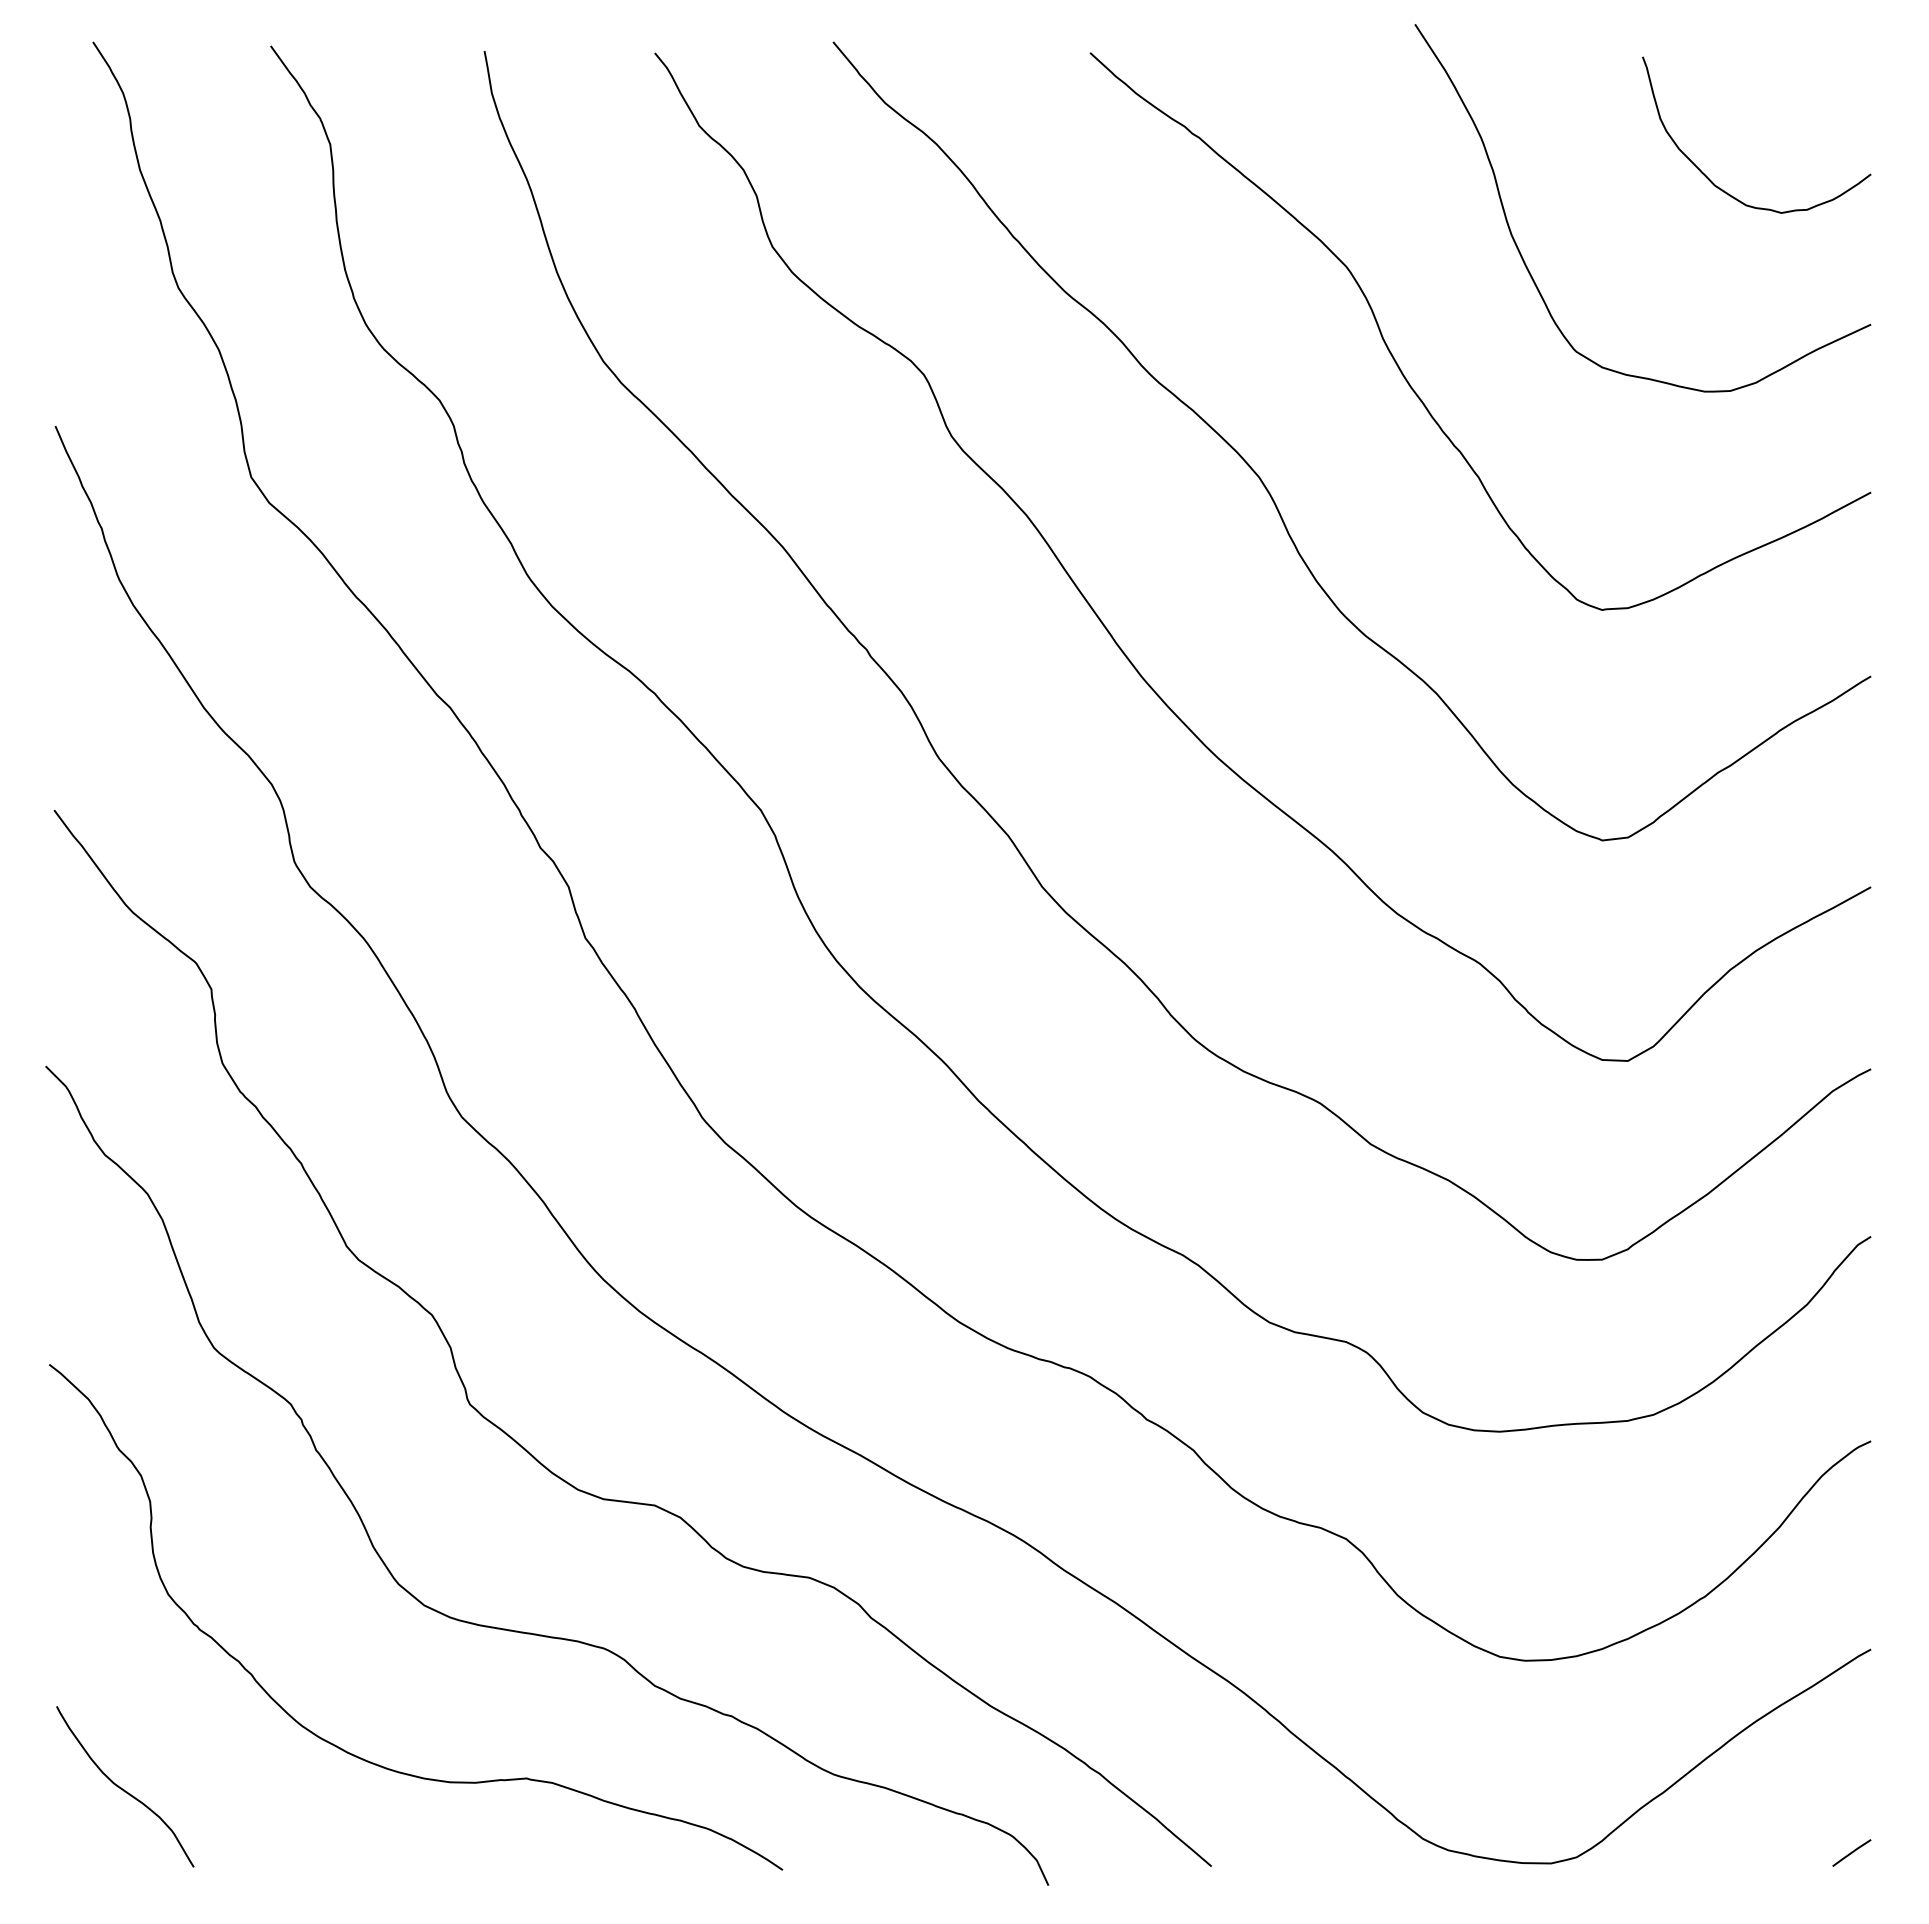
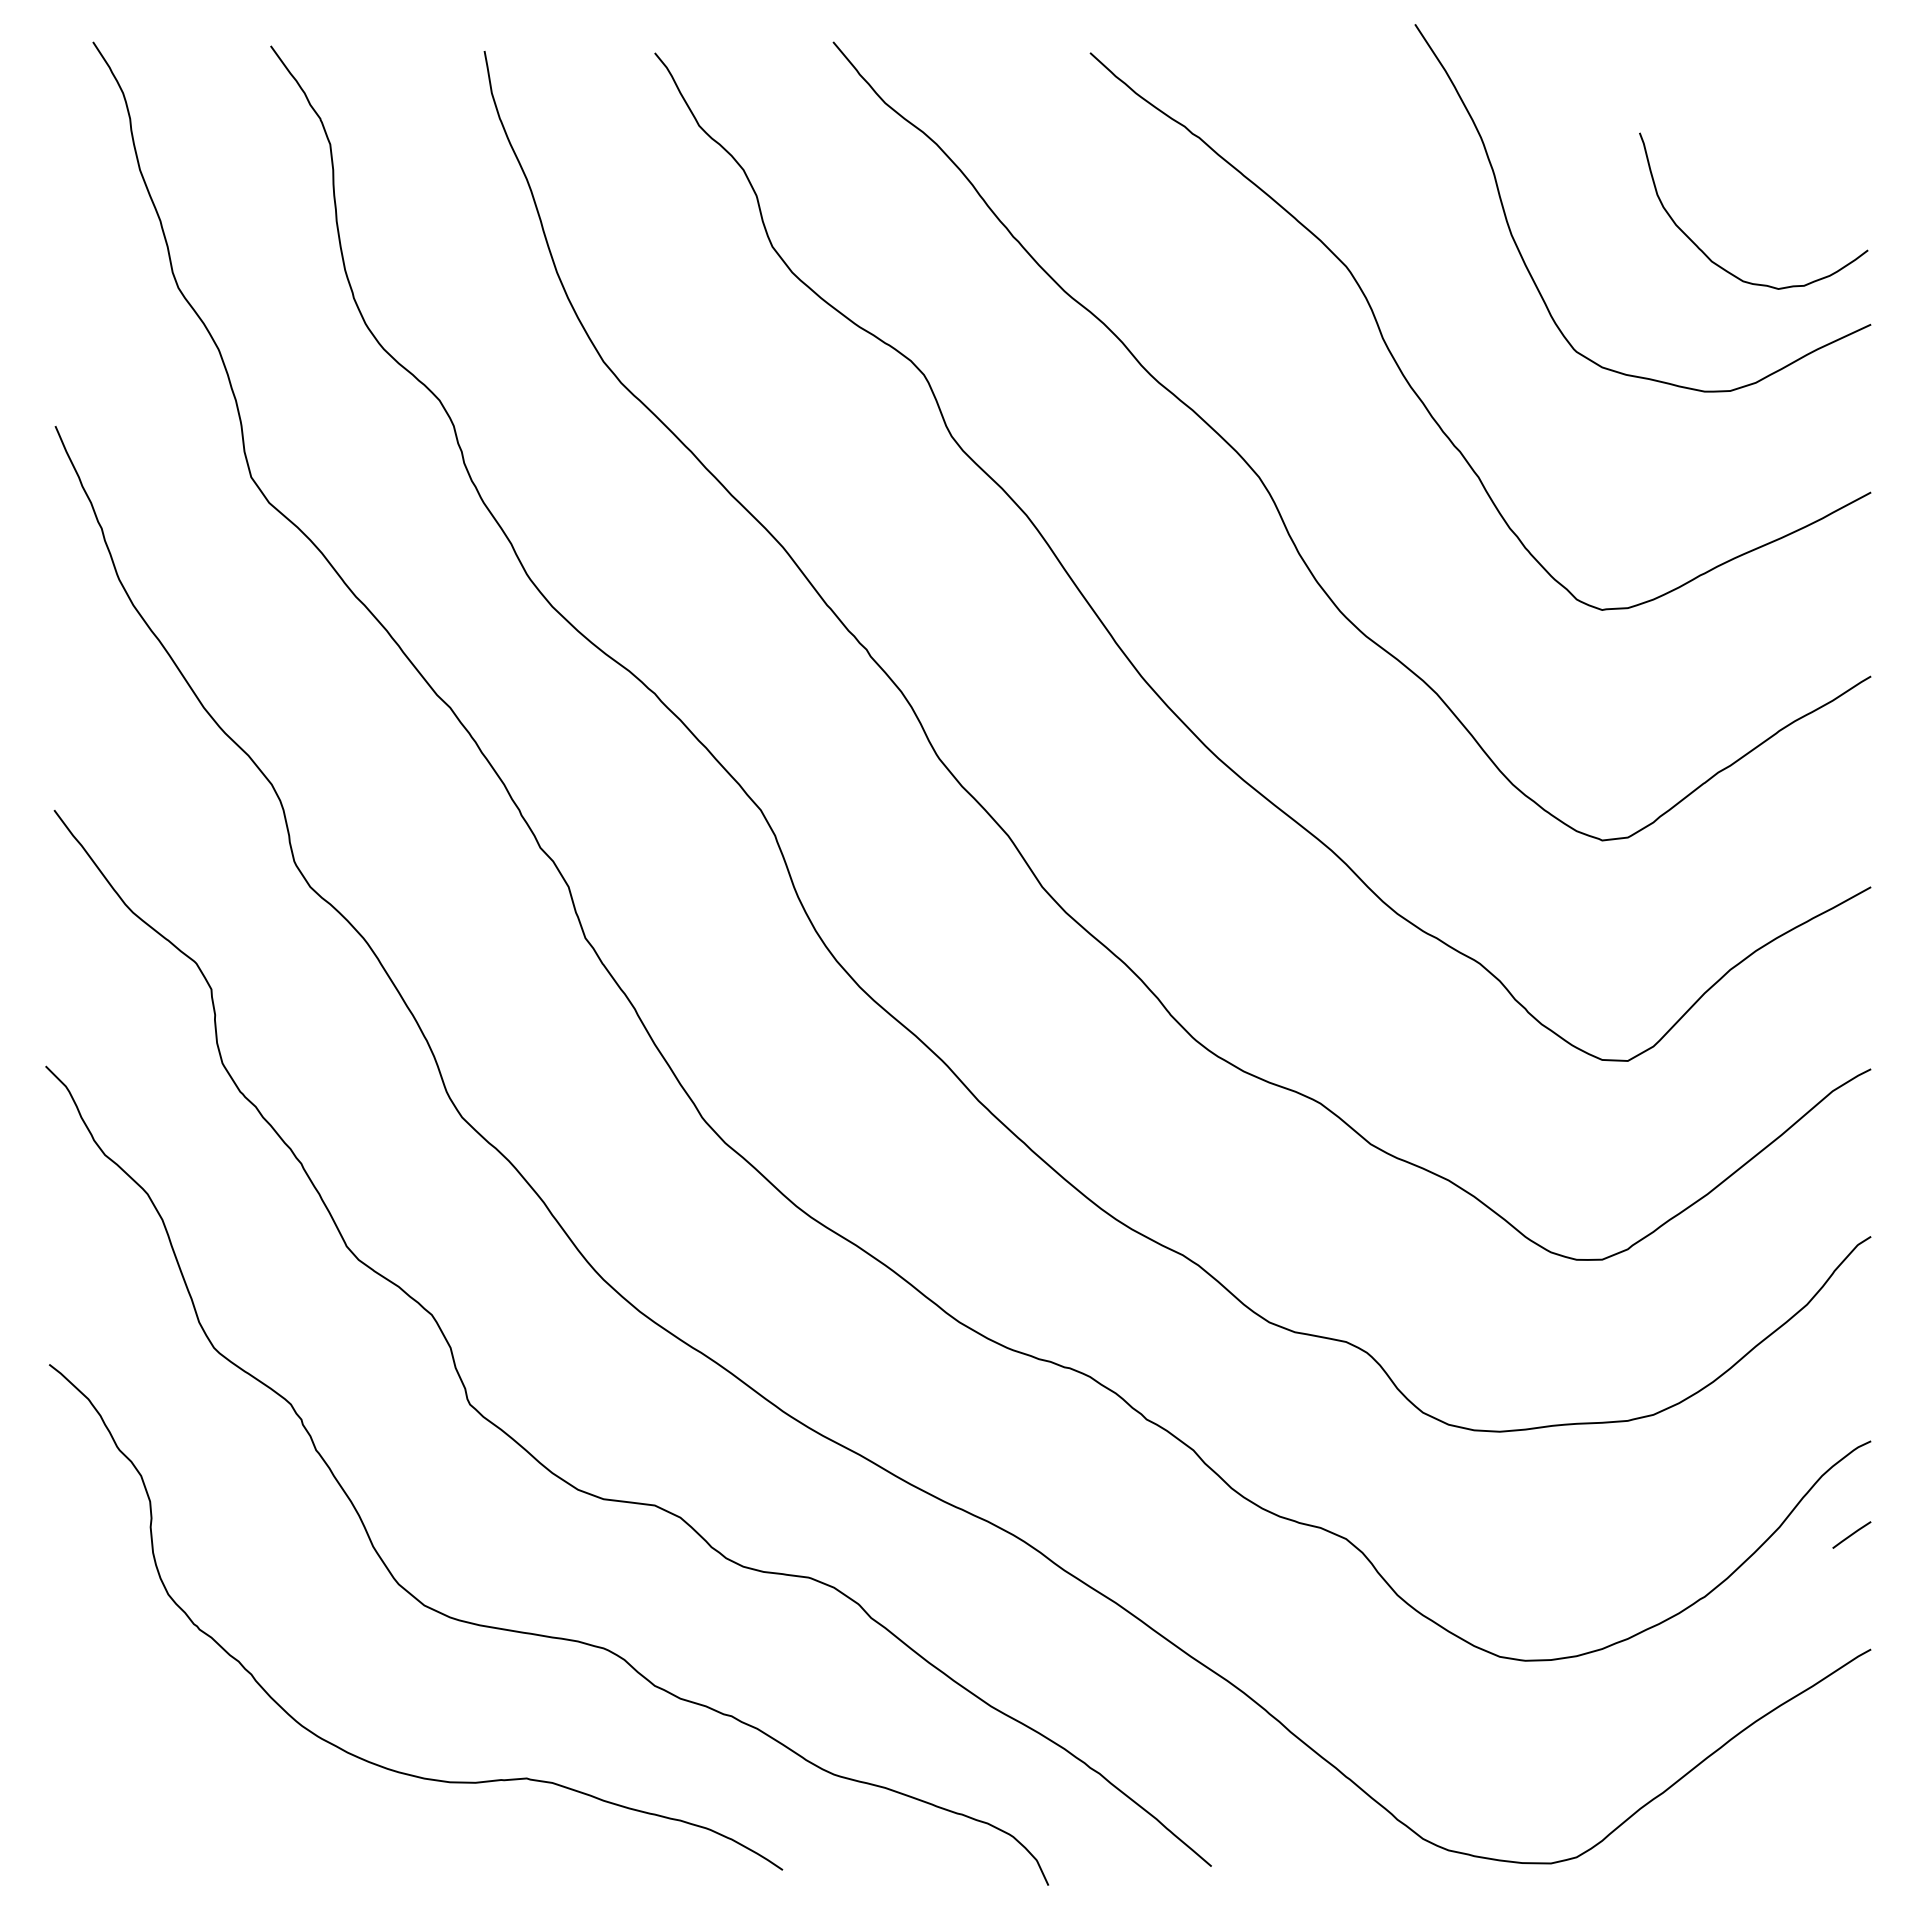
curve position: (1710, 179) -> (1707, 255) (1707, 255)
curve: present -> none (124, 1789)
line position: (1851, 1852) -> (1851, 1534) (1851, 1534)
